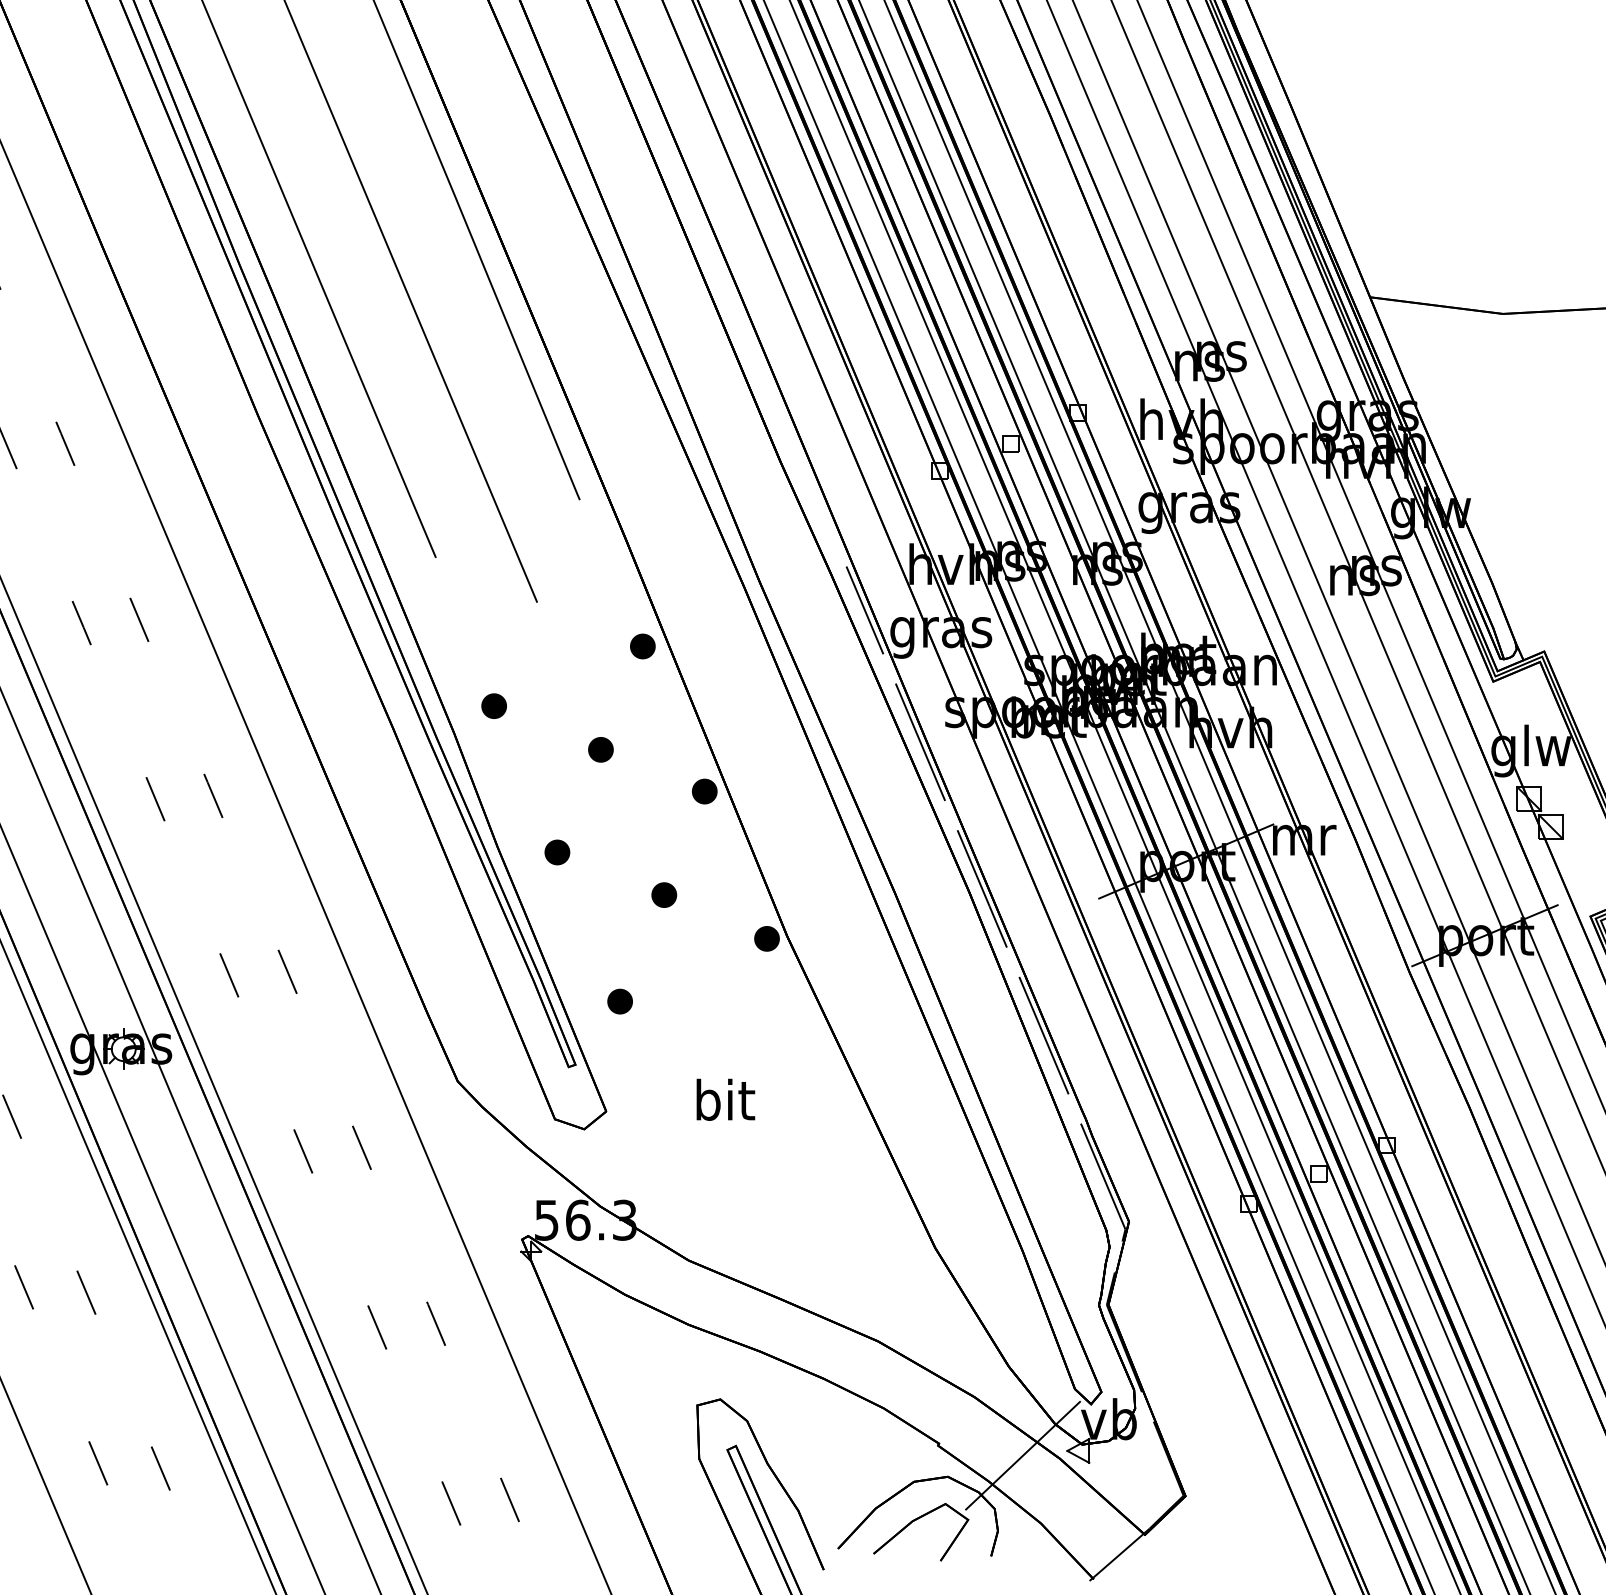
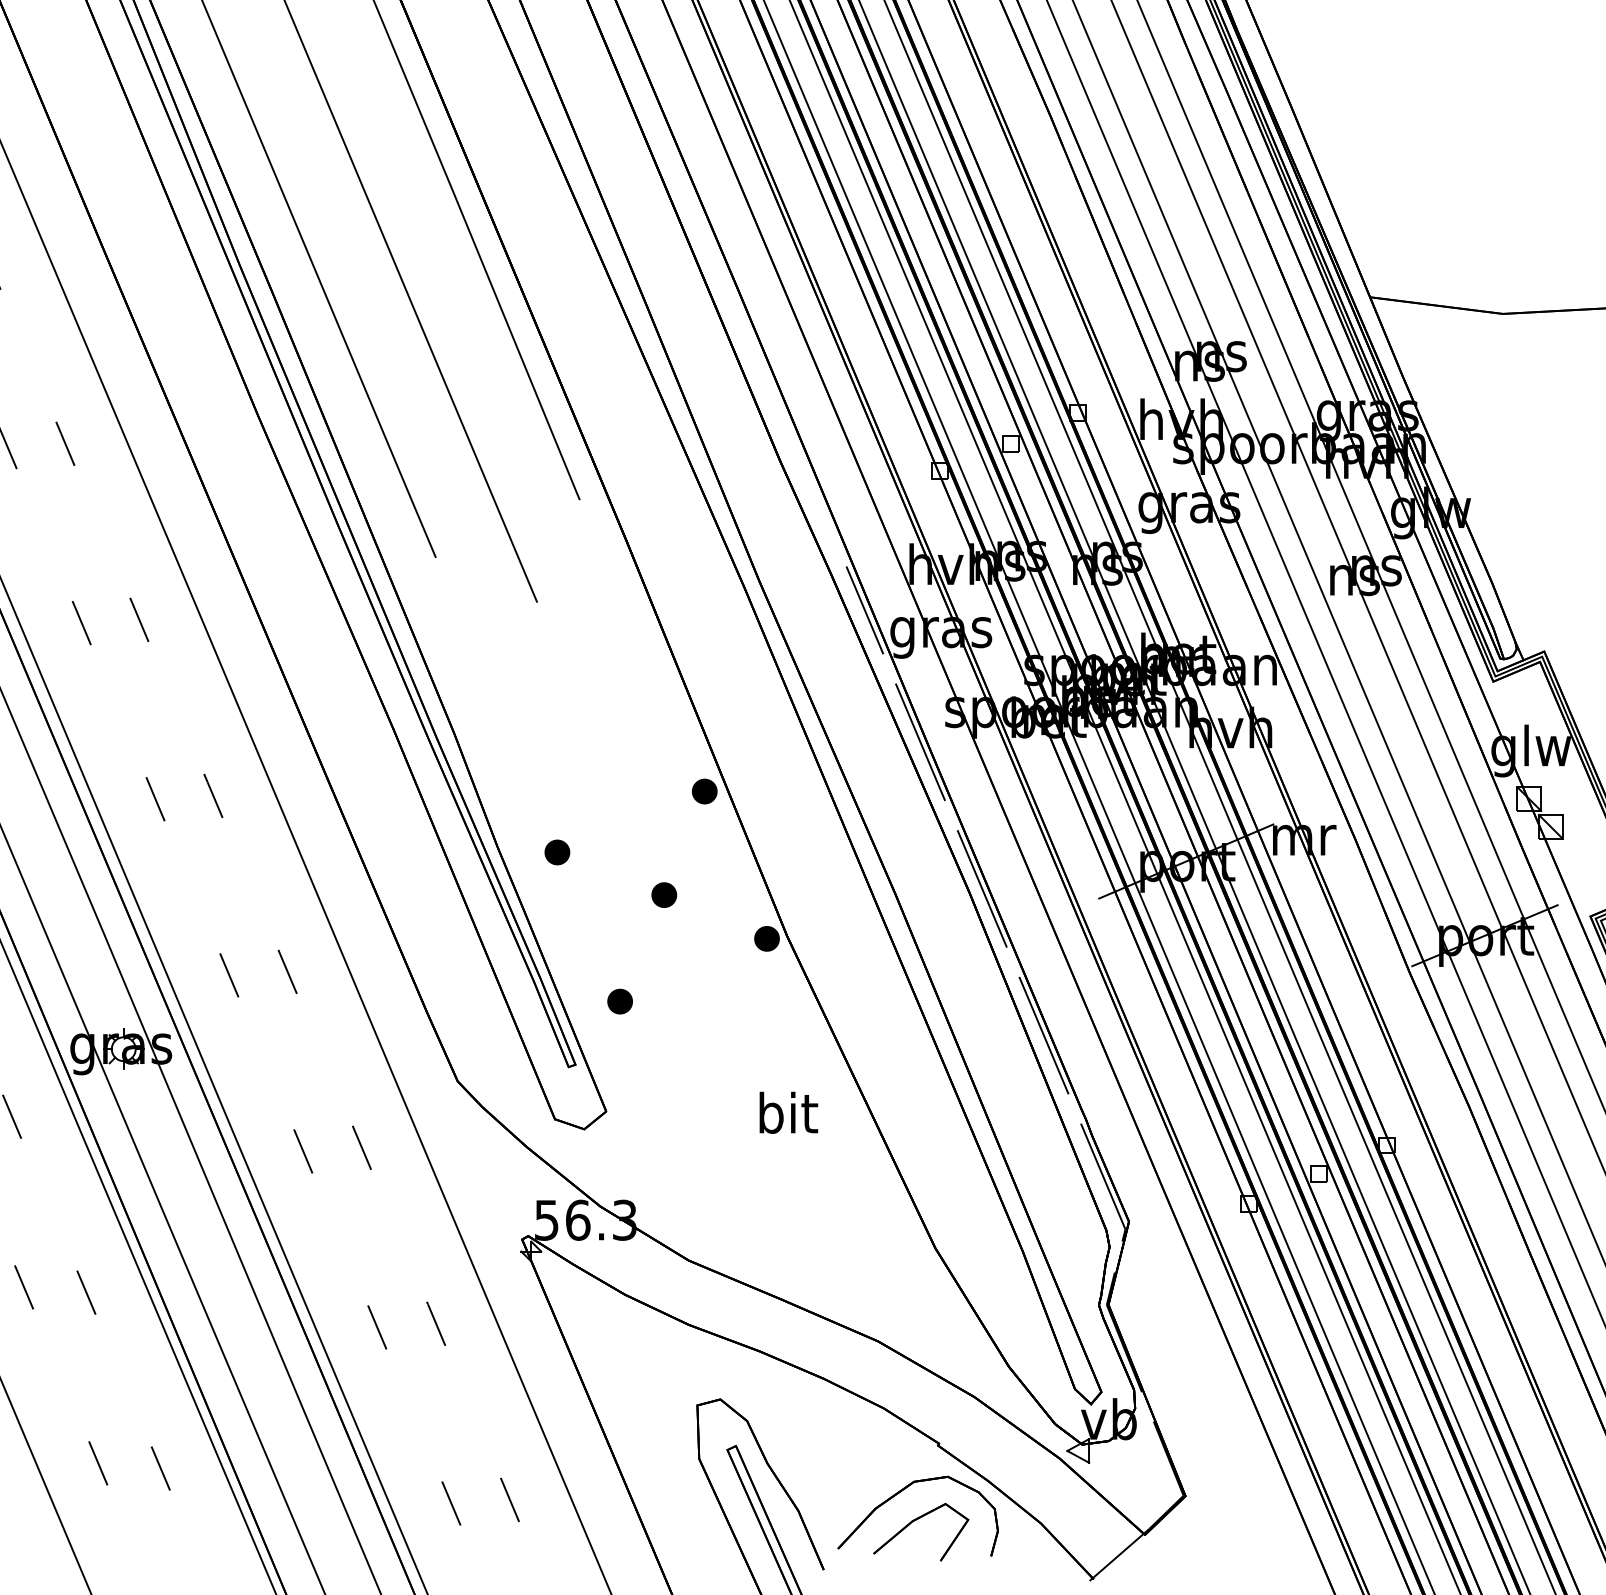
part: present -> none (642, 646)
part: present -> none (493, 705)
part: present -> none (600, 749)
text position: (725, 1099) -> (788, 1112) (788, 1112)
line: present -> none (1023, 1455)
